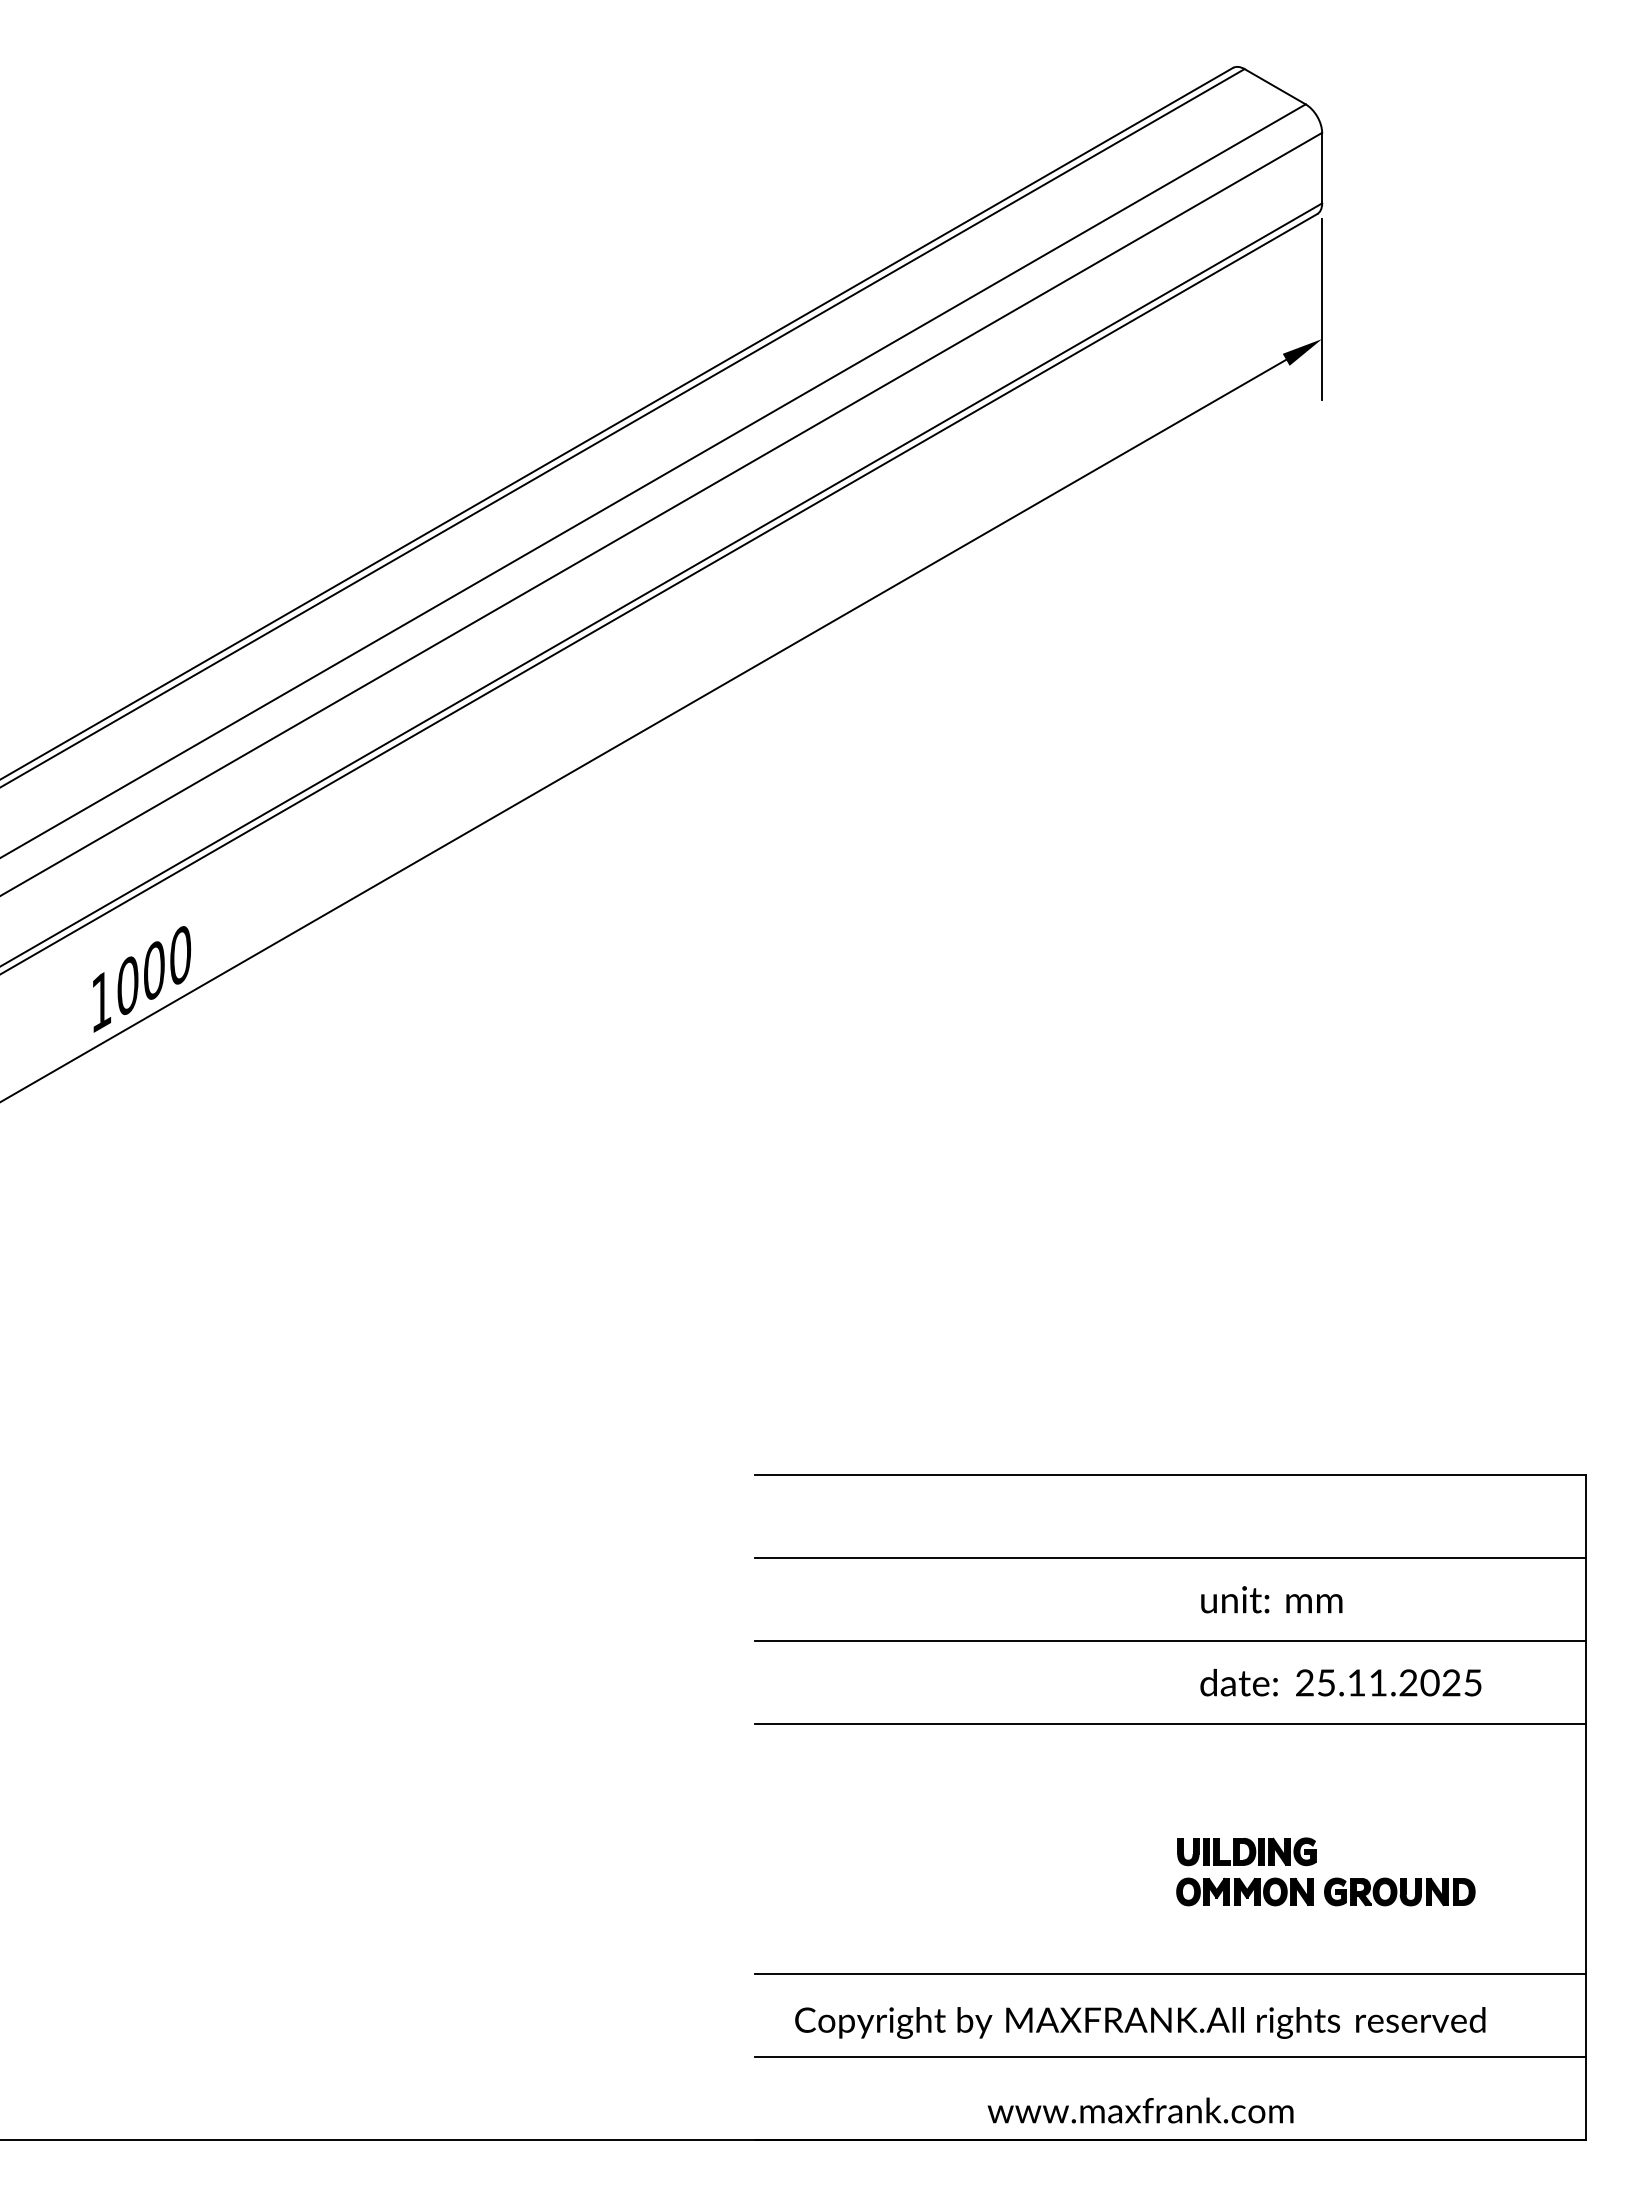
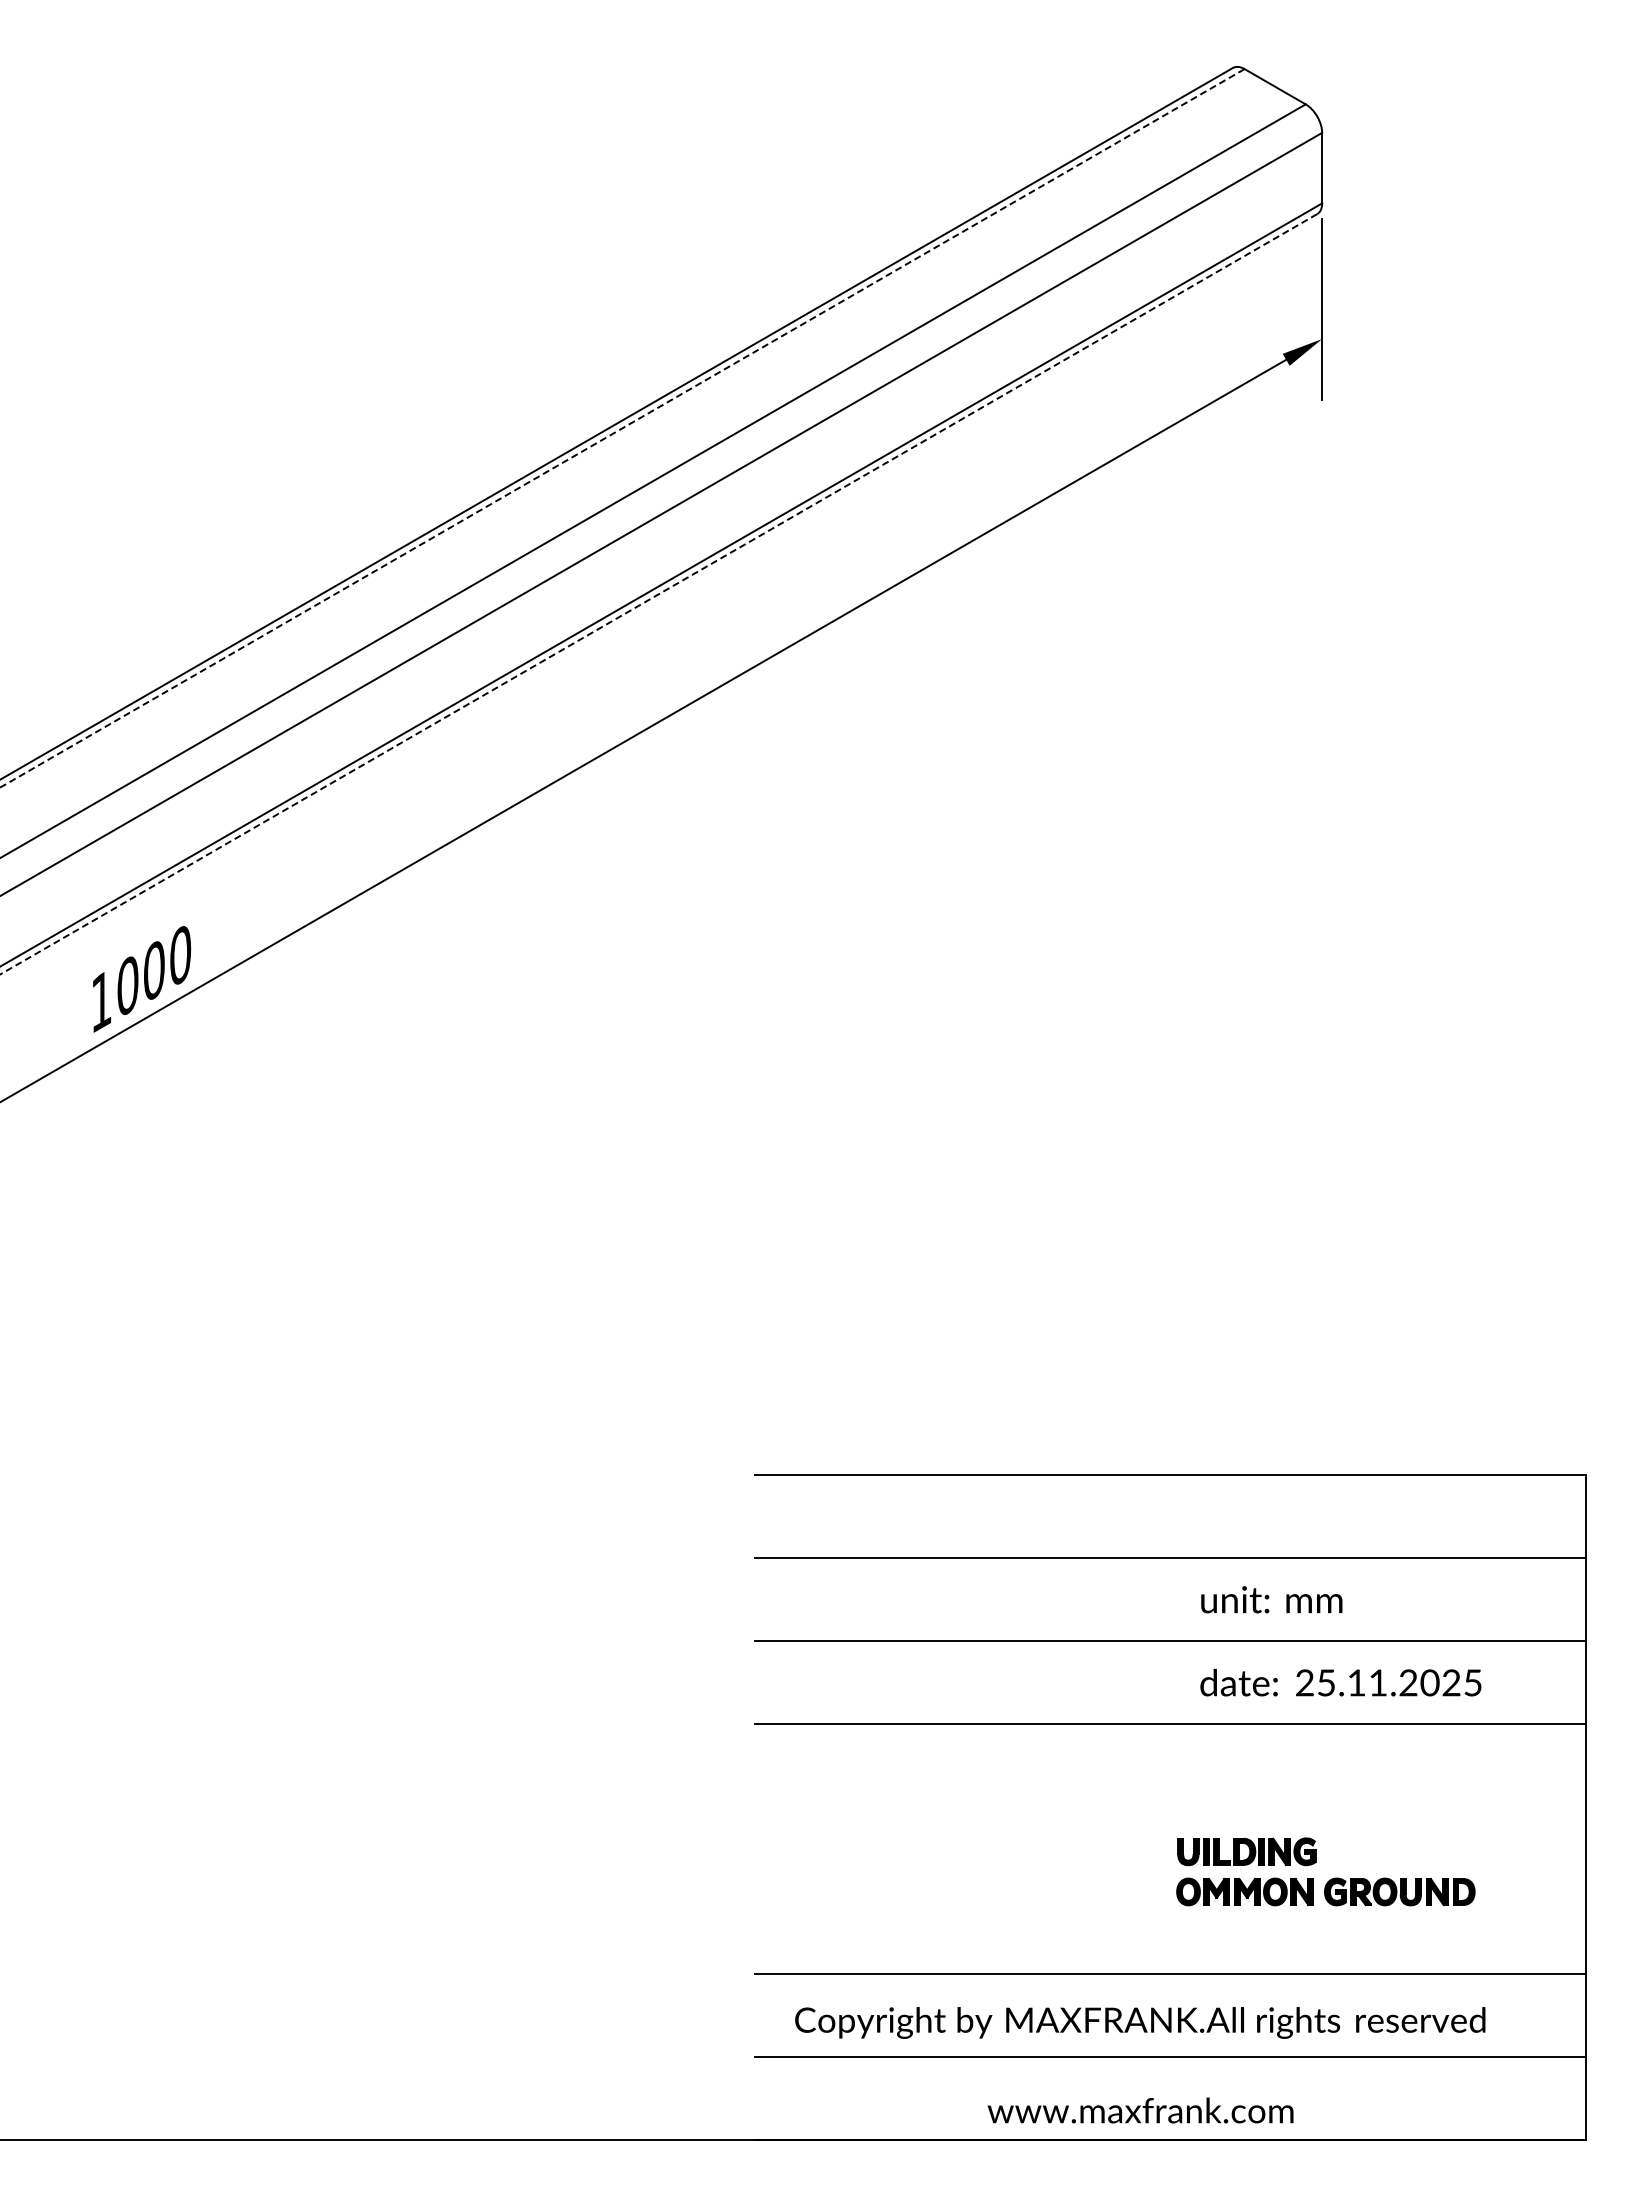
line: solid -> dashed (623, 427)
line: solid -> dashed (659, 593)
